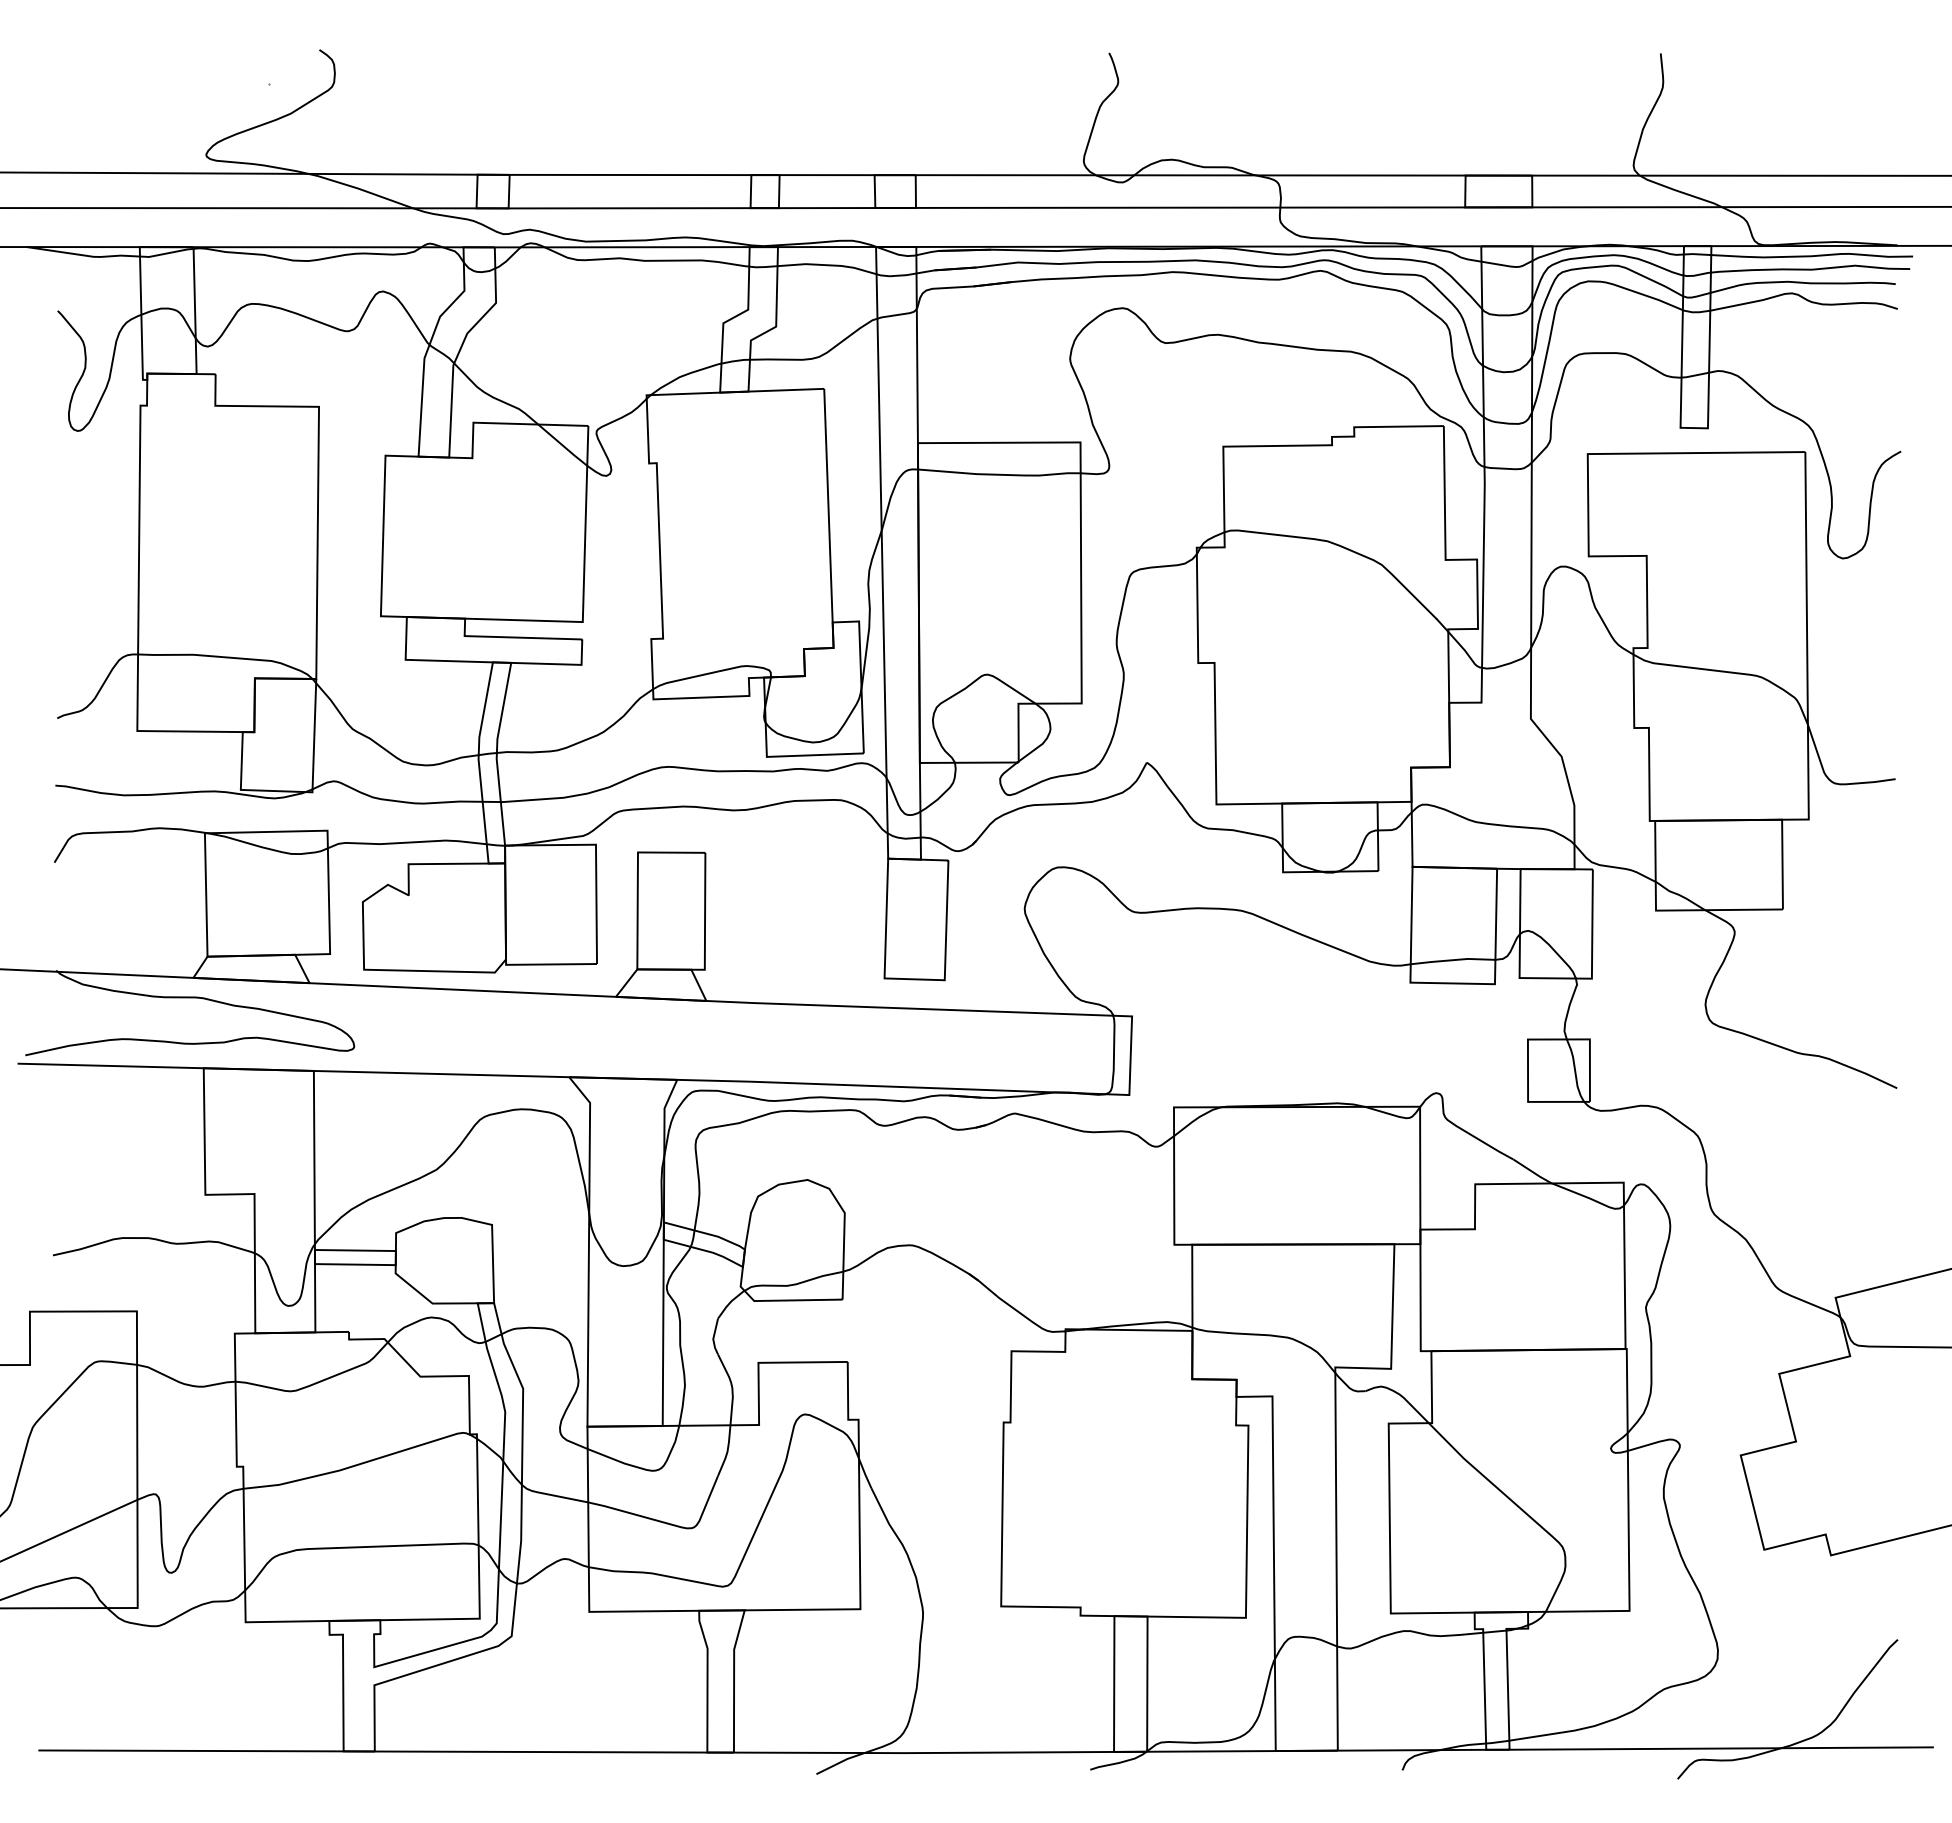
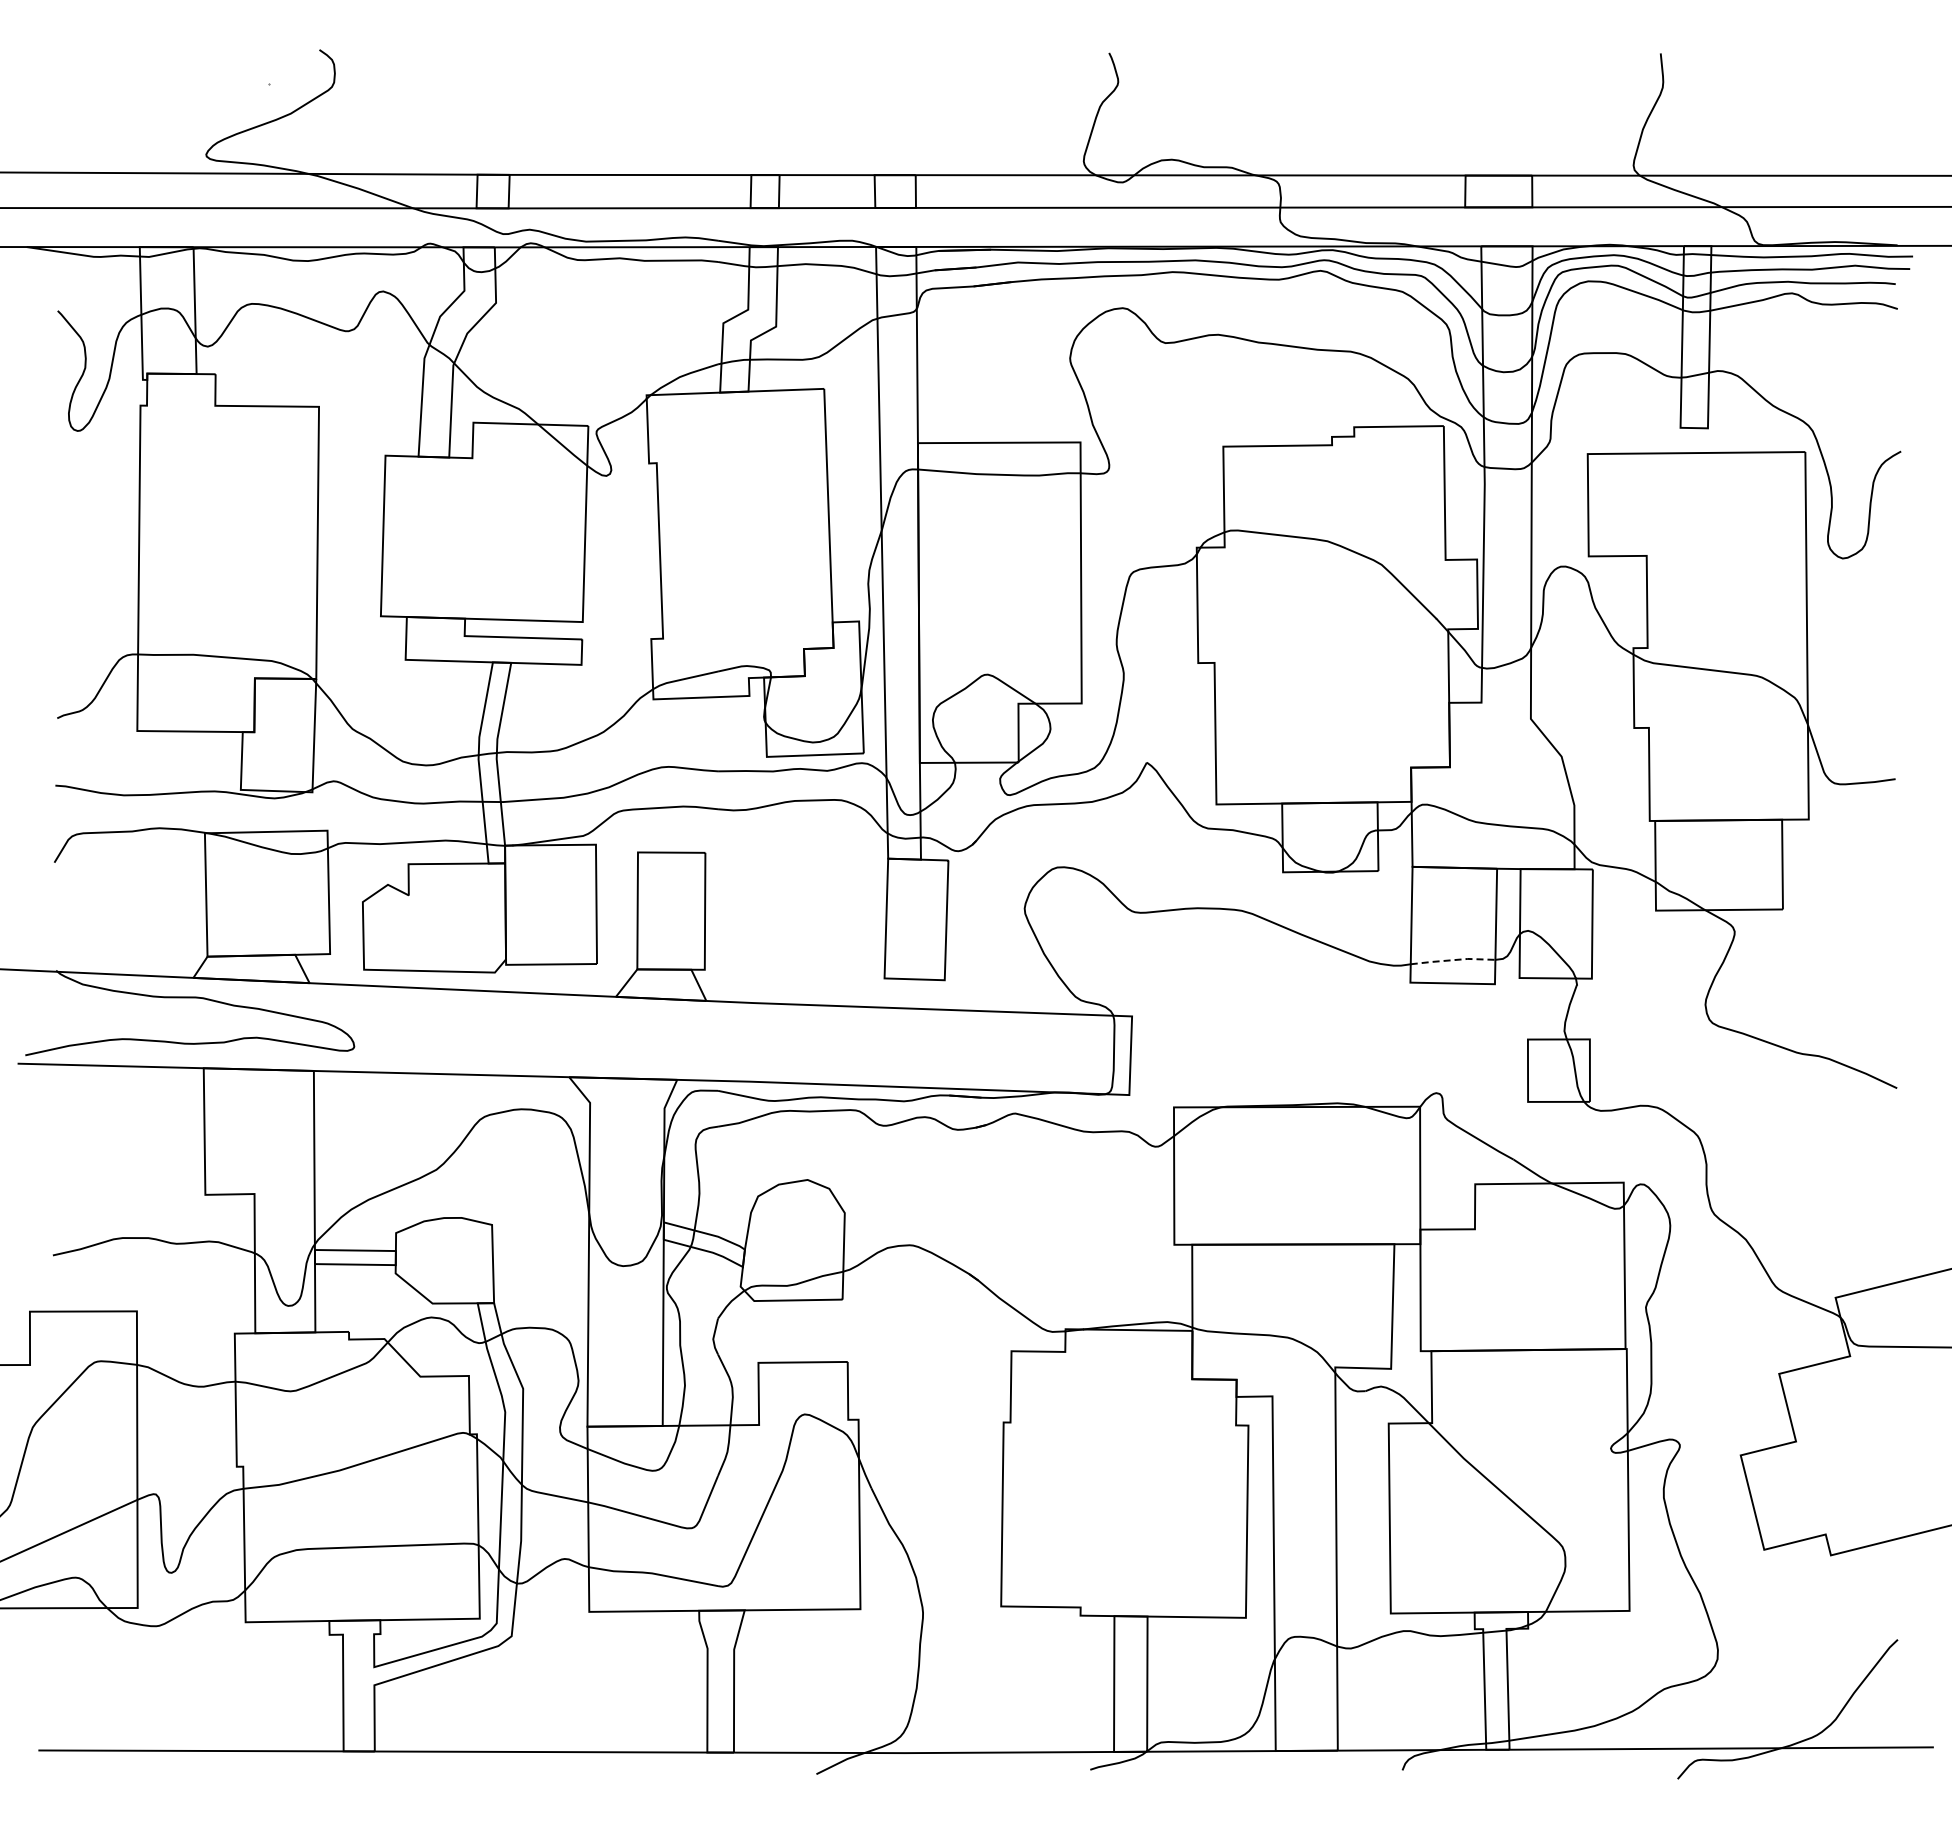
line: solid -> dashed (1453, 960)
